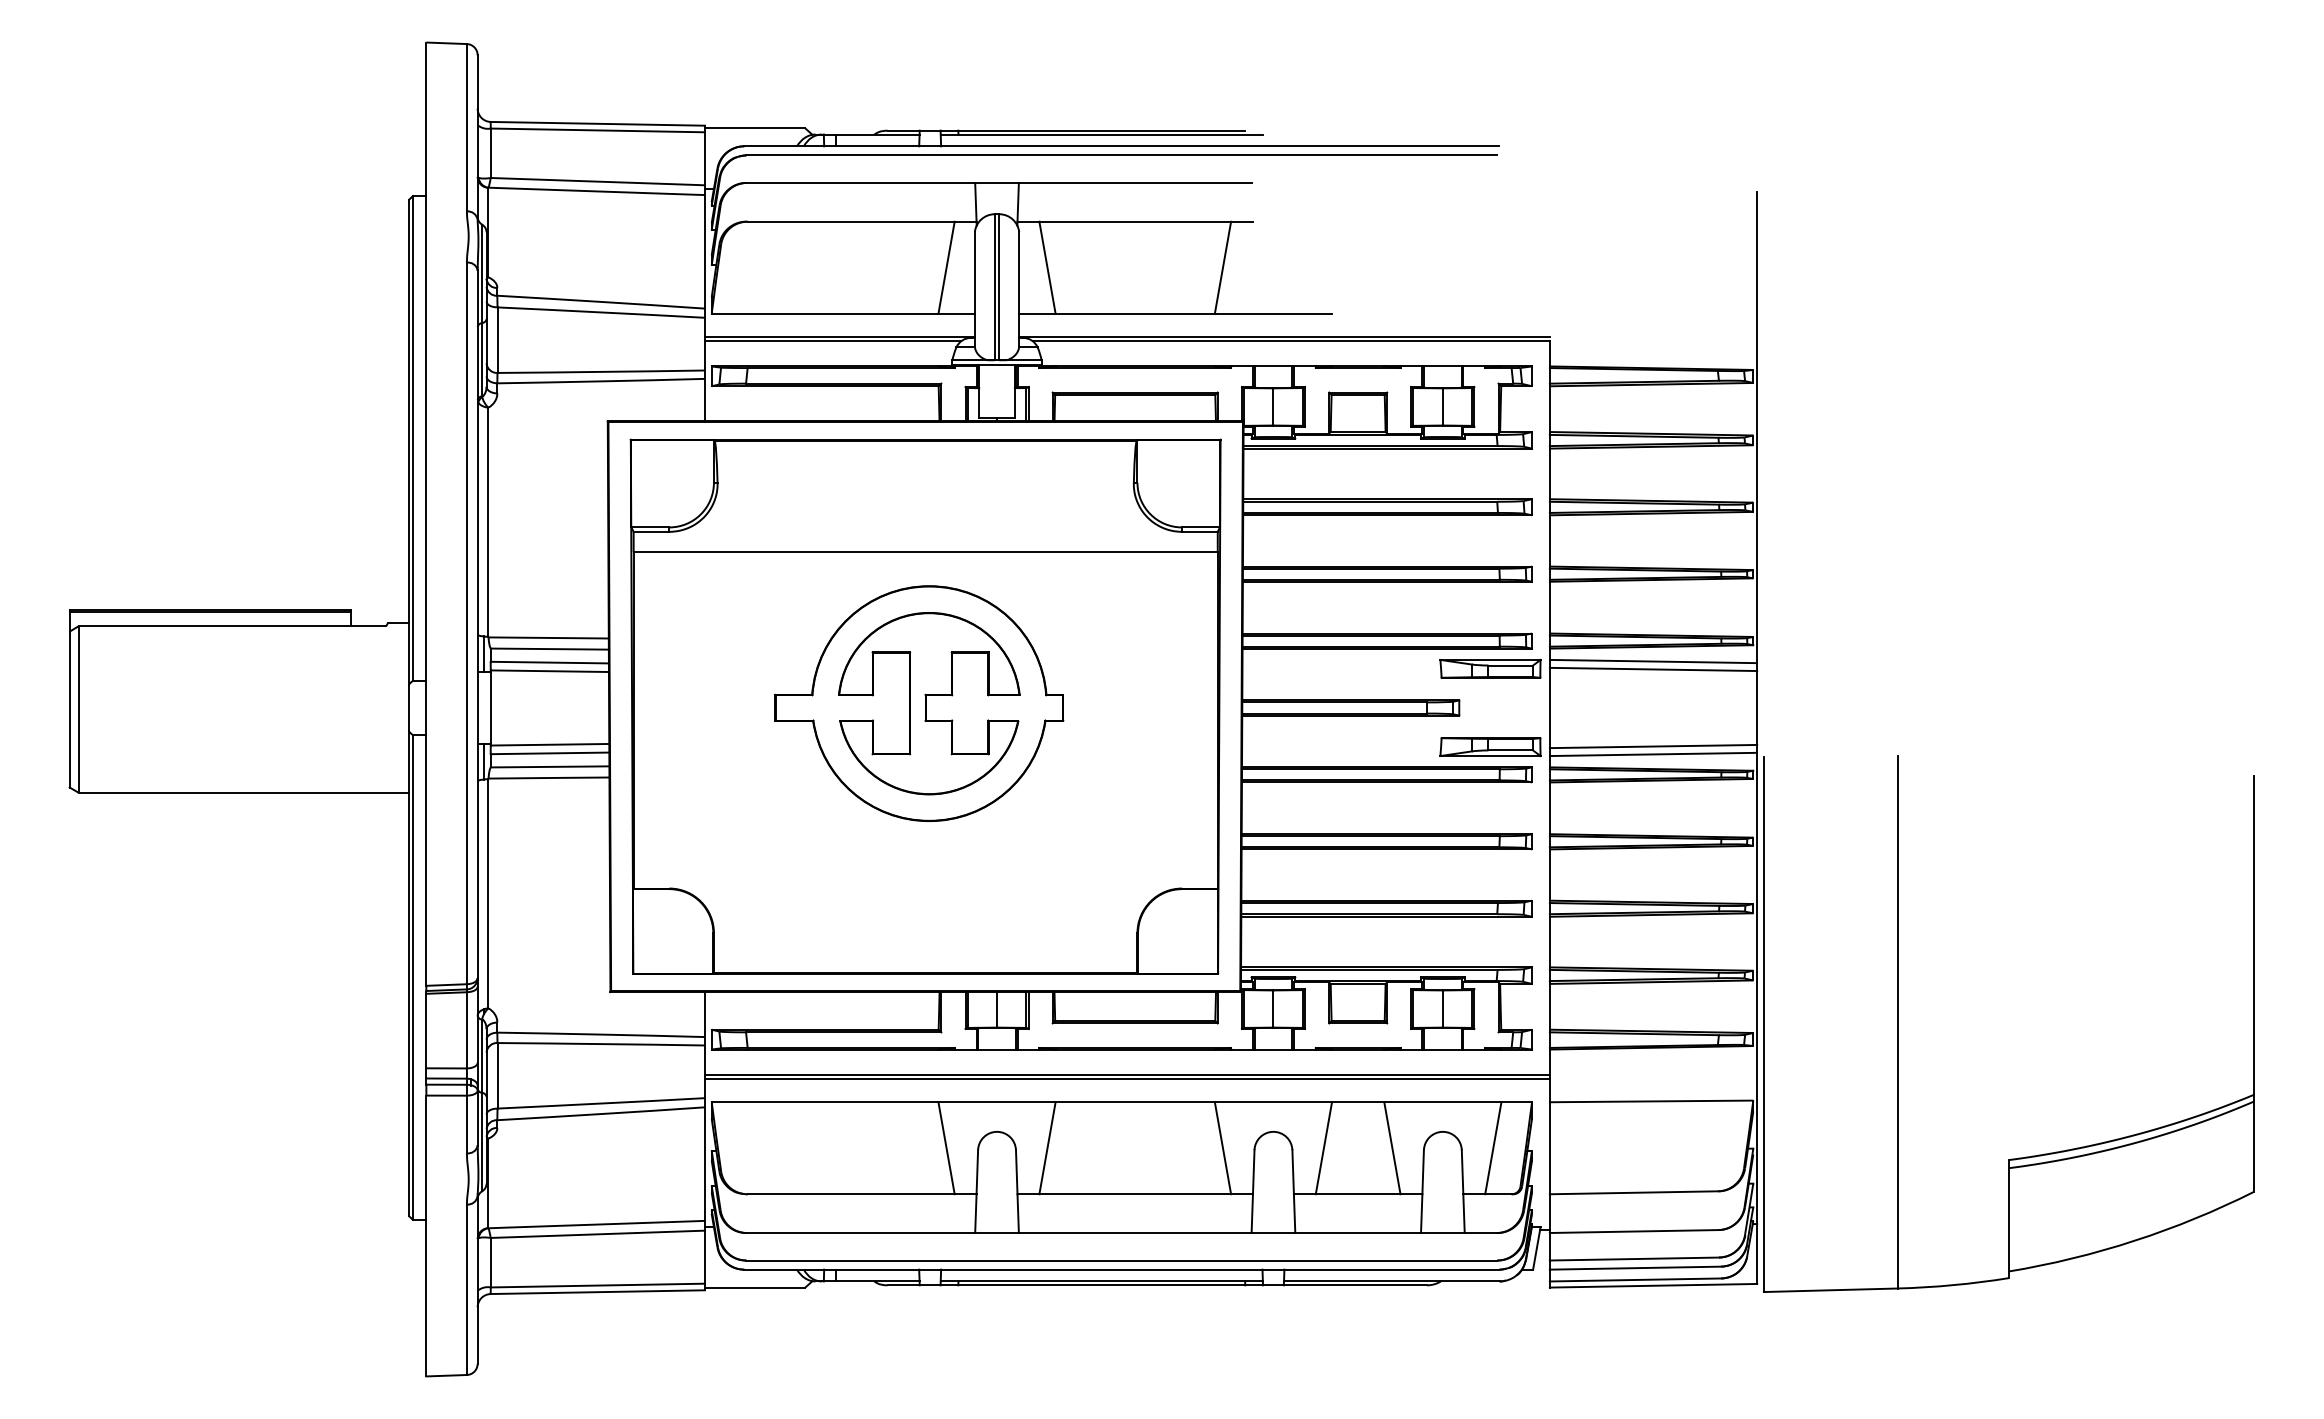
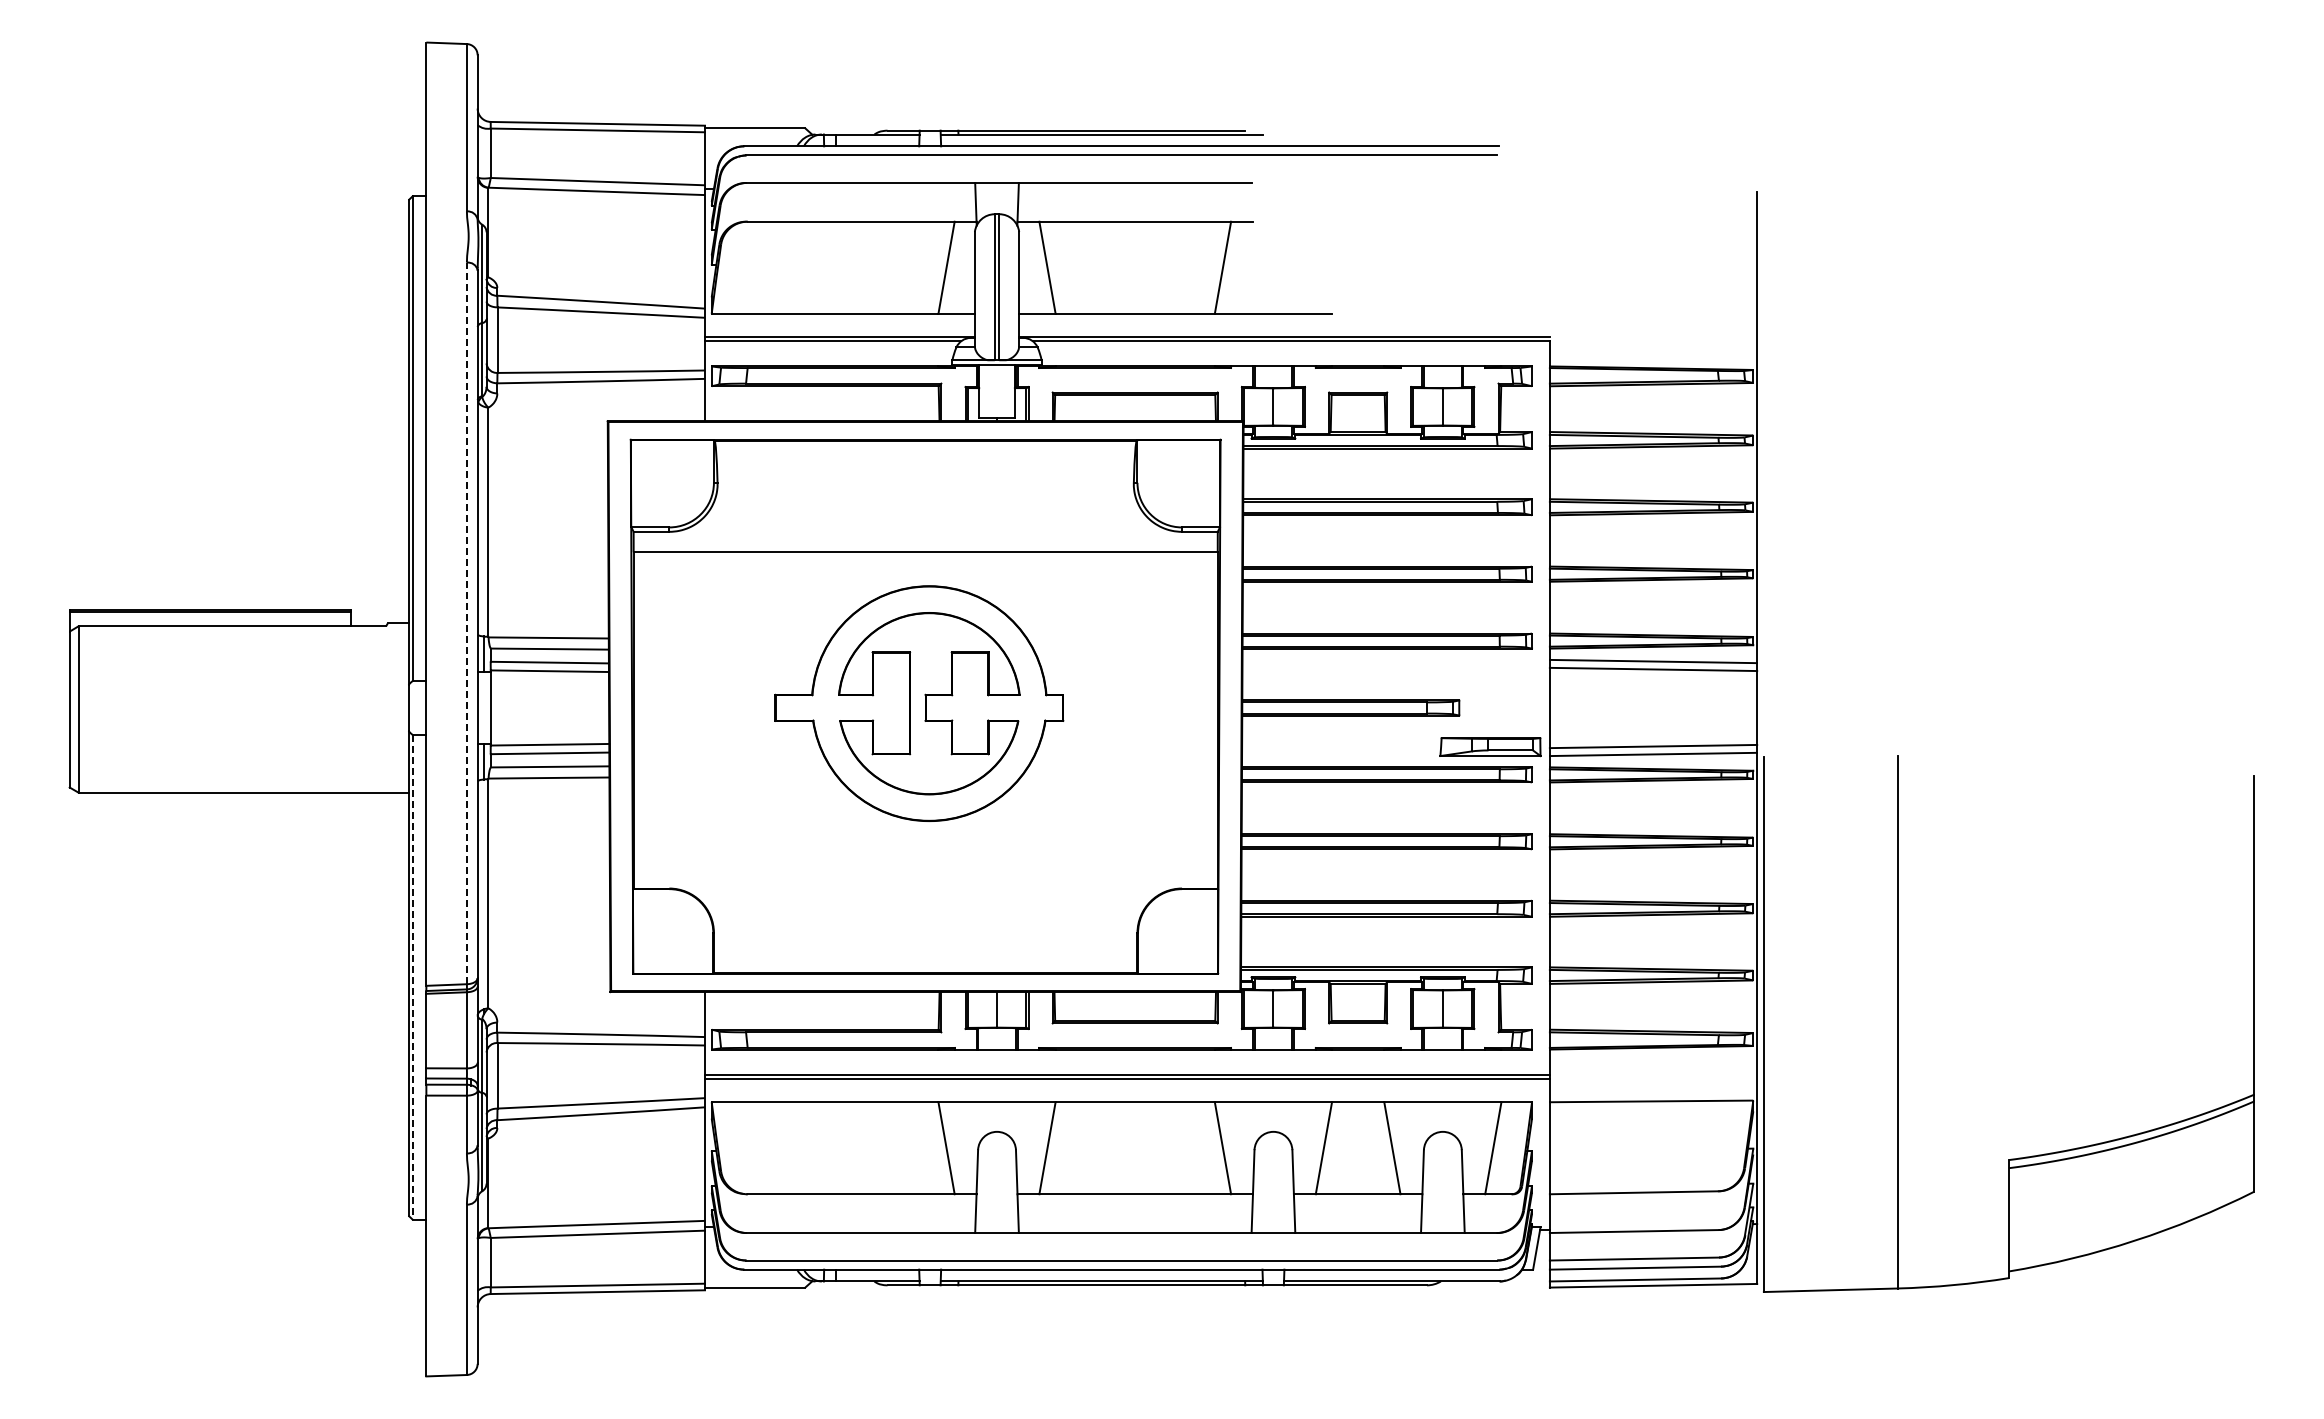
line: solid -> dashed (466, 623)
part: present -> none (1490, 668)
line: solid -> dashed (413, 978)
